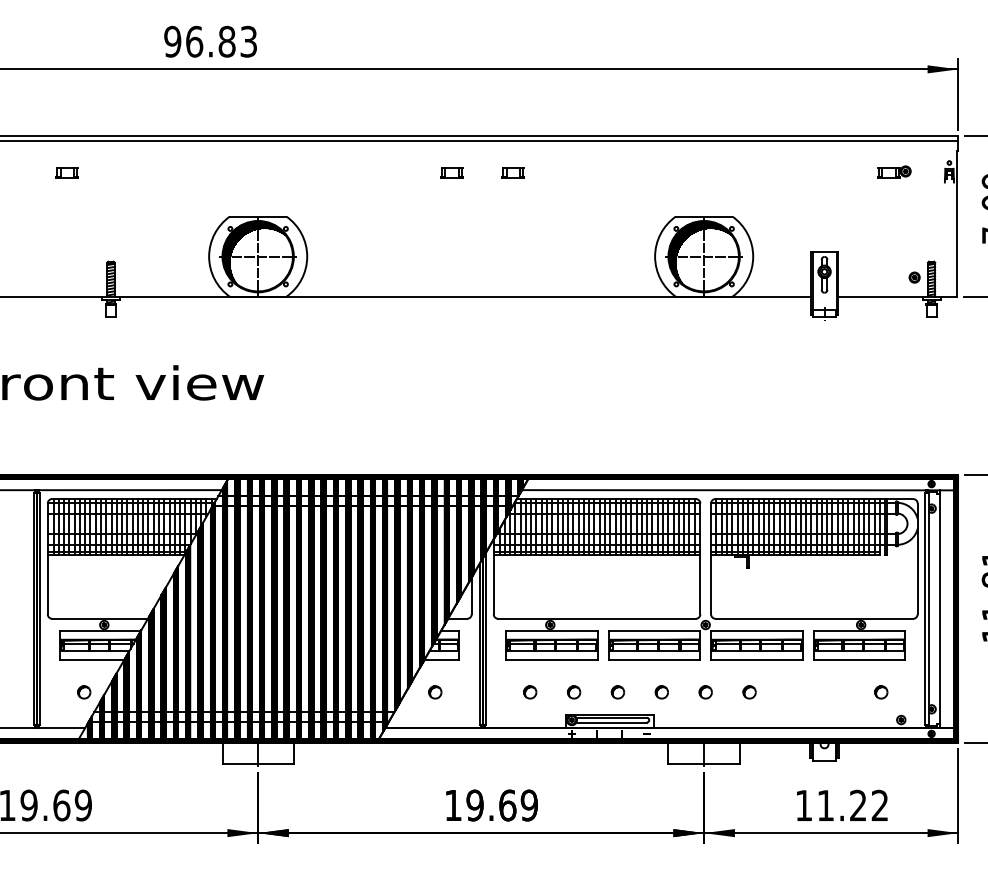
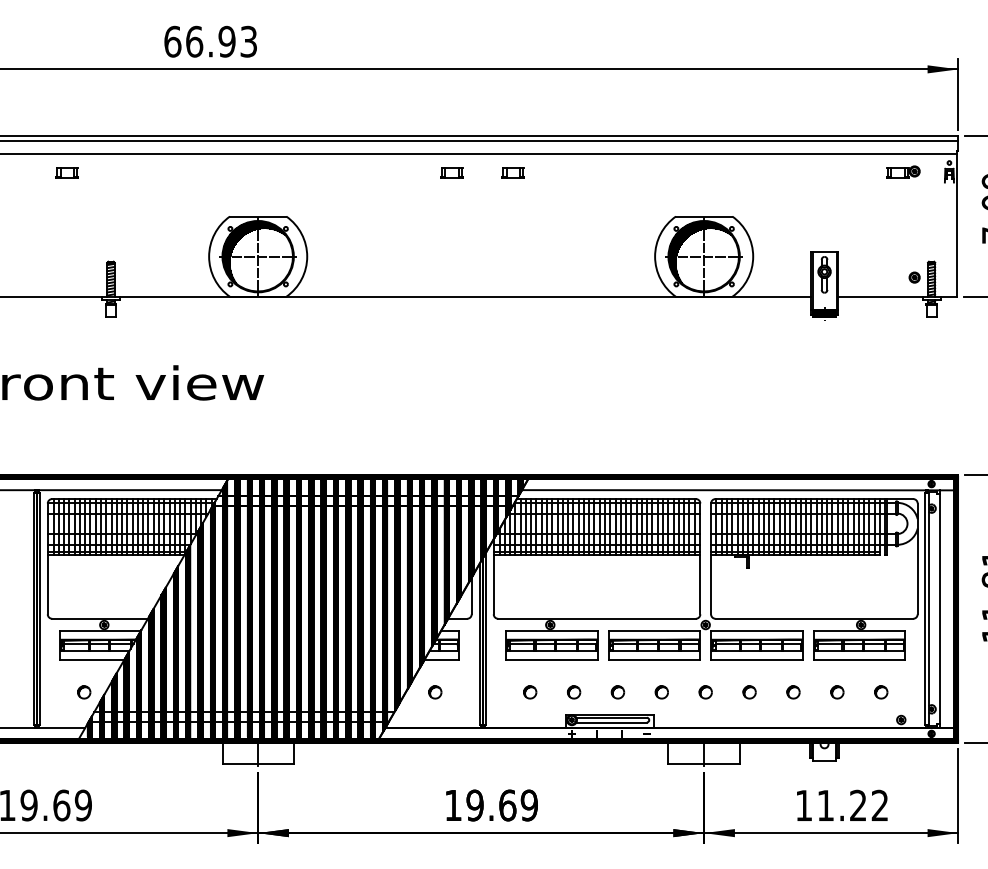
text: 96.83 -> 66.93 (199, 41)
line: none -> present (479, 154)
part position: (894, 171) -> (903, 171) (903, 171)
hatch: none -> present (824, 313)
part: none -> present (793, 692)
part: none -> present (837, 692)
